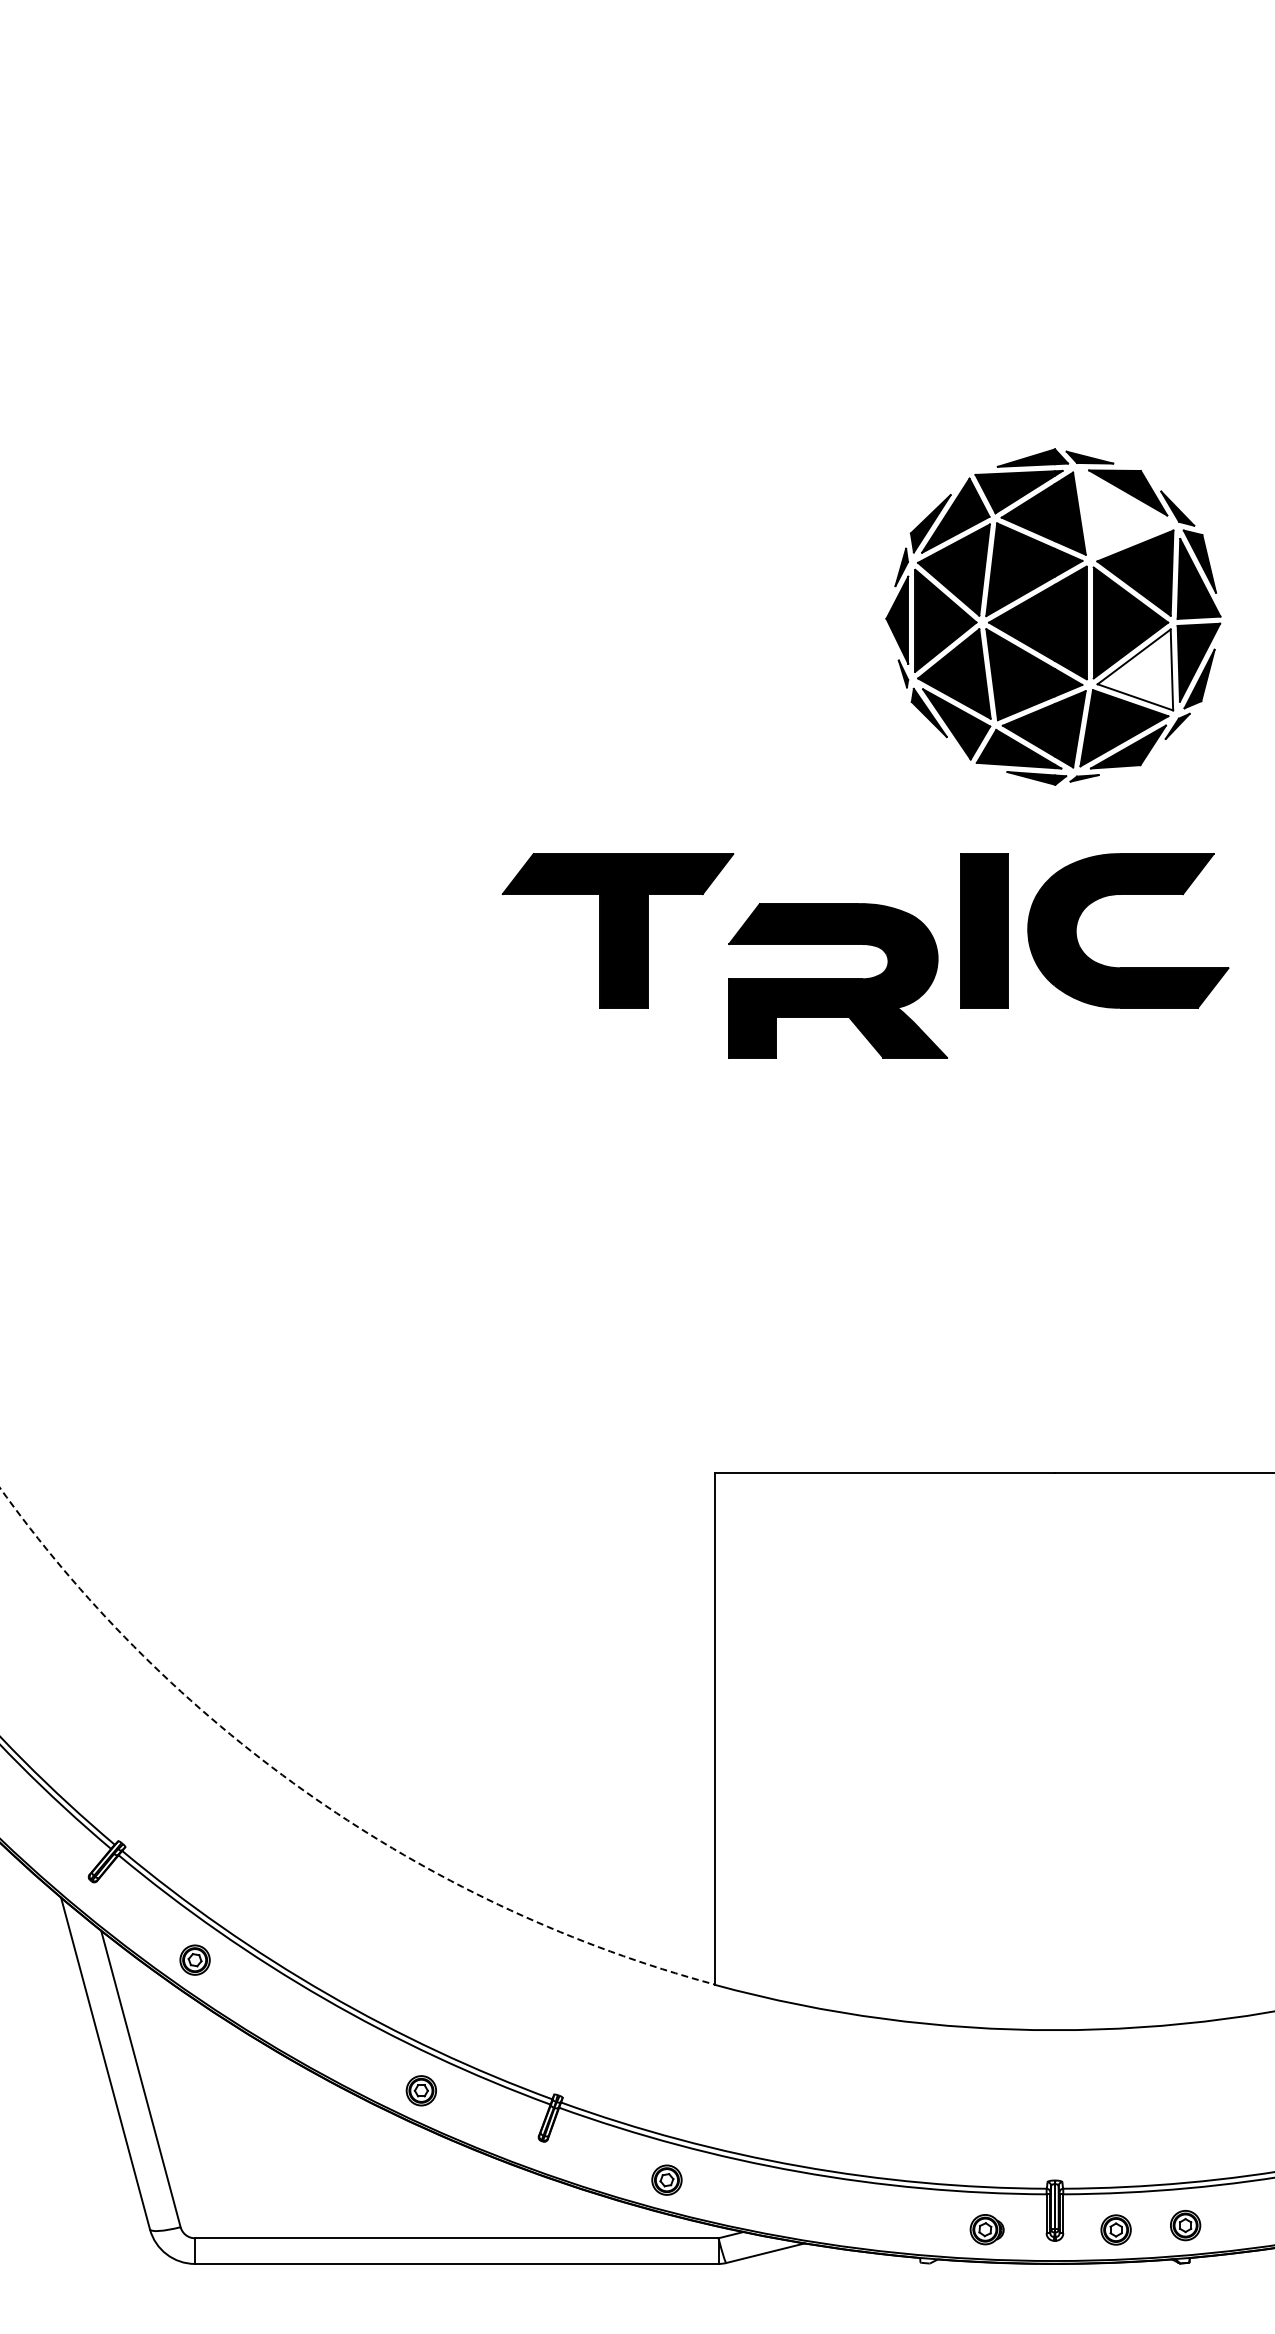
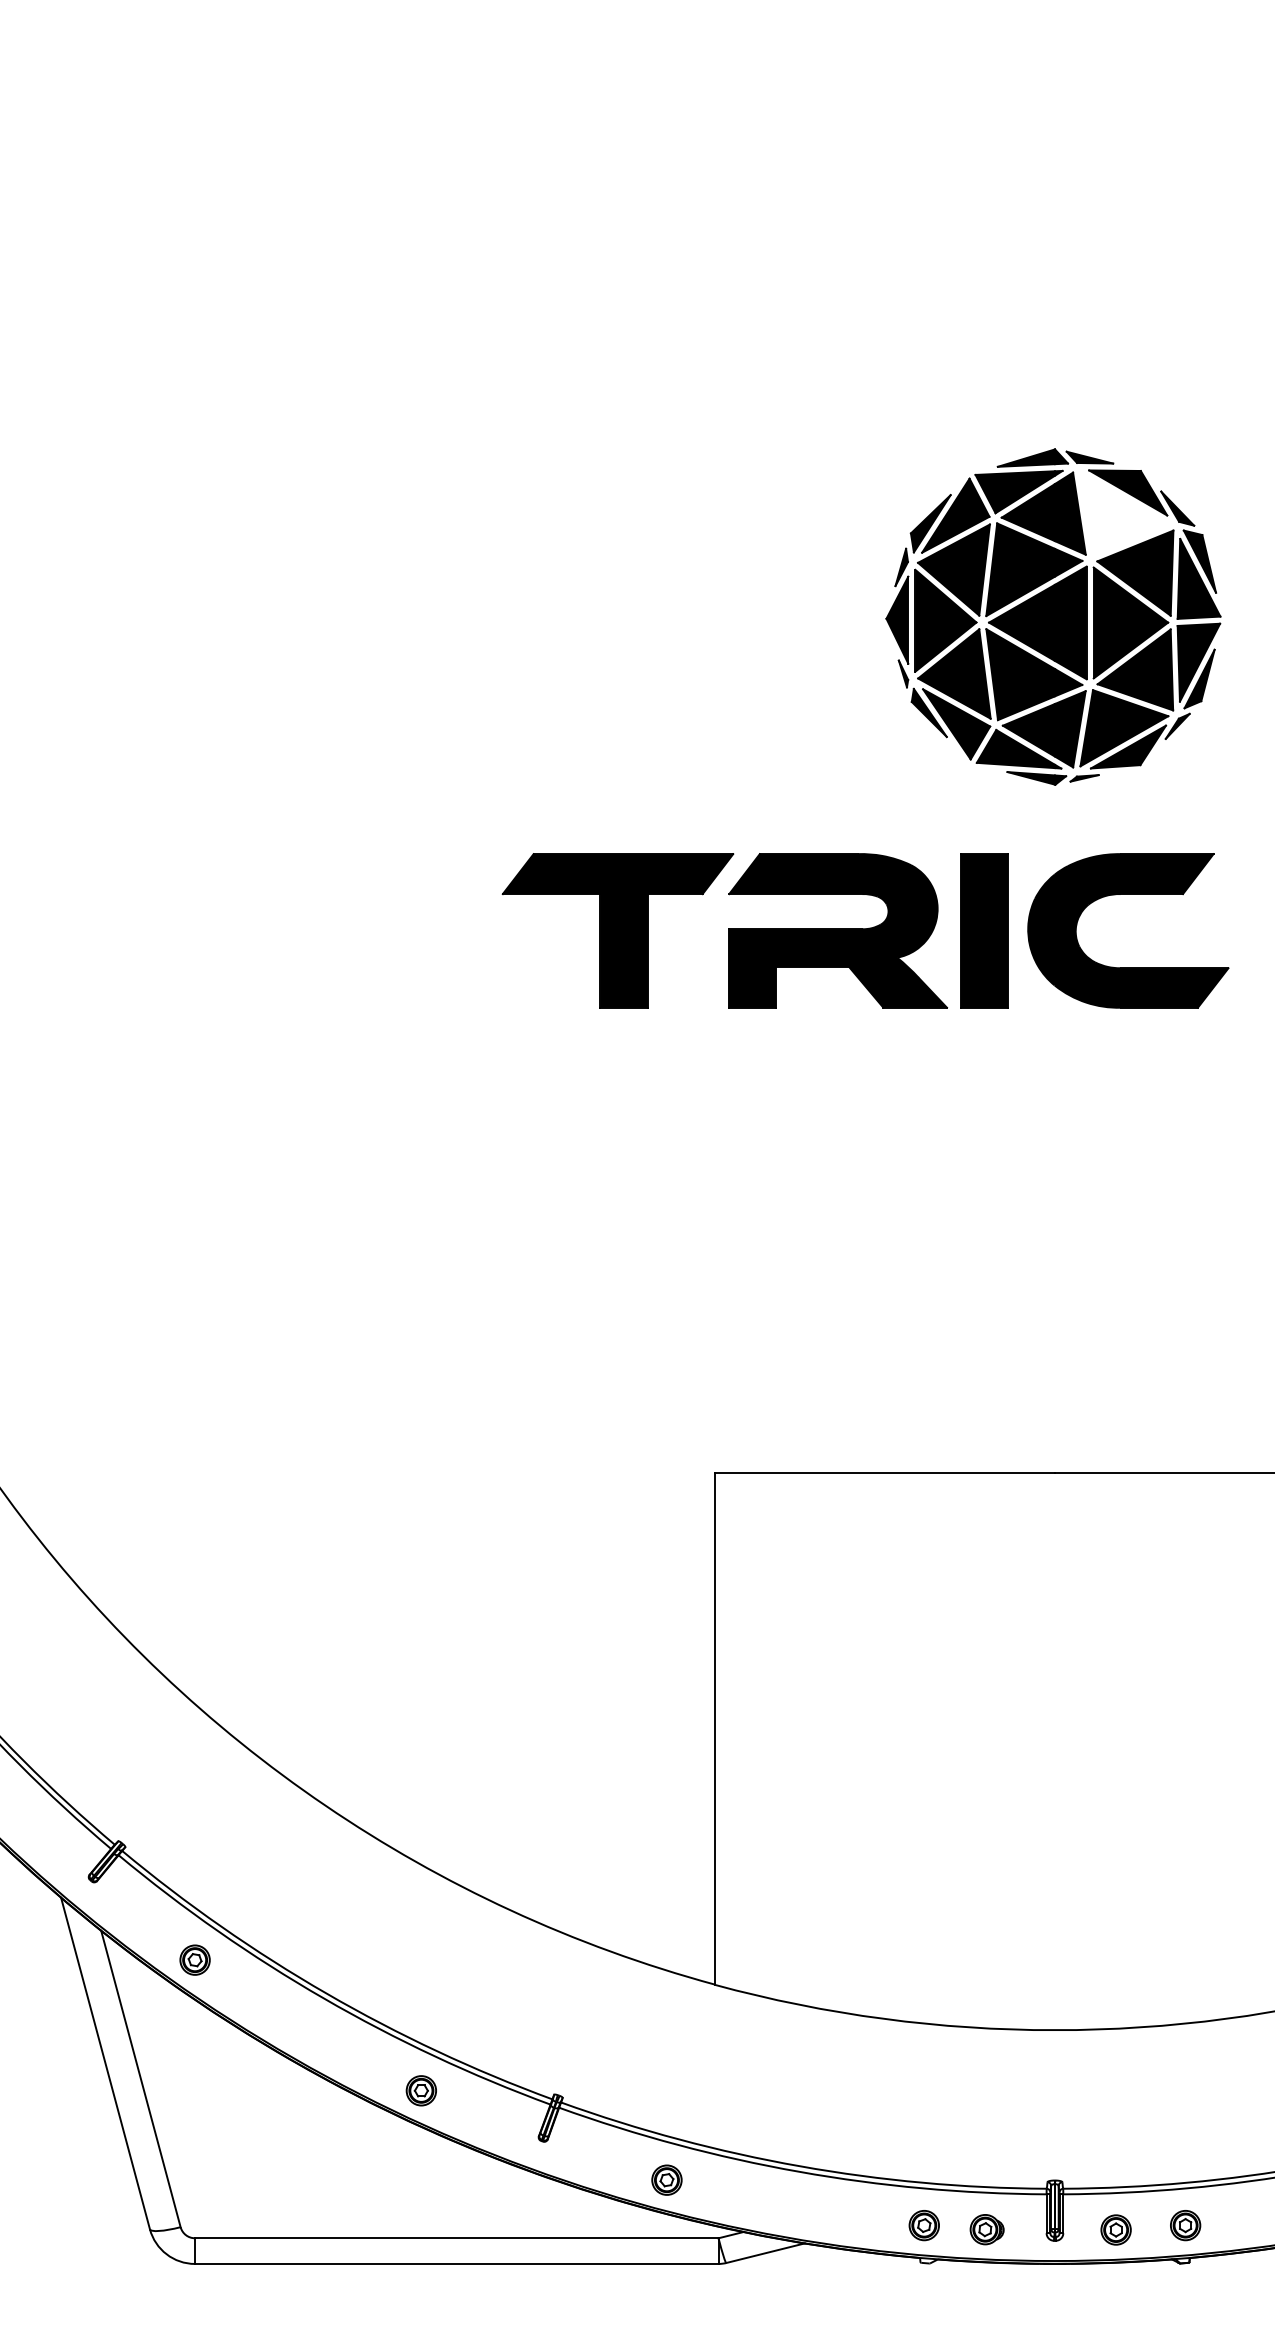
fill: none -> present (1135, 669)
part position: (838, 980) -> (838, 930) (838, 930)
arc: dashed -> solid (312, 1796)
part: none -> present (923, 2225)
